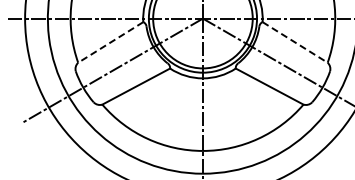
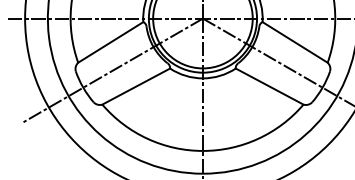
line: dashed -> solid (110, 42)
line: dashed -> solid (295, 42)
